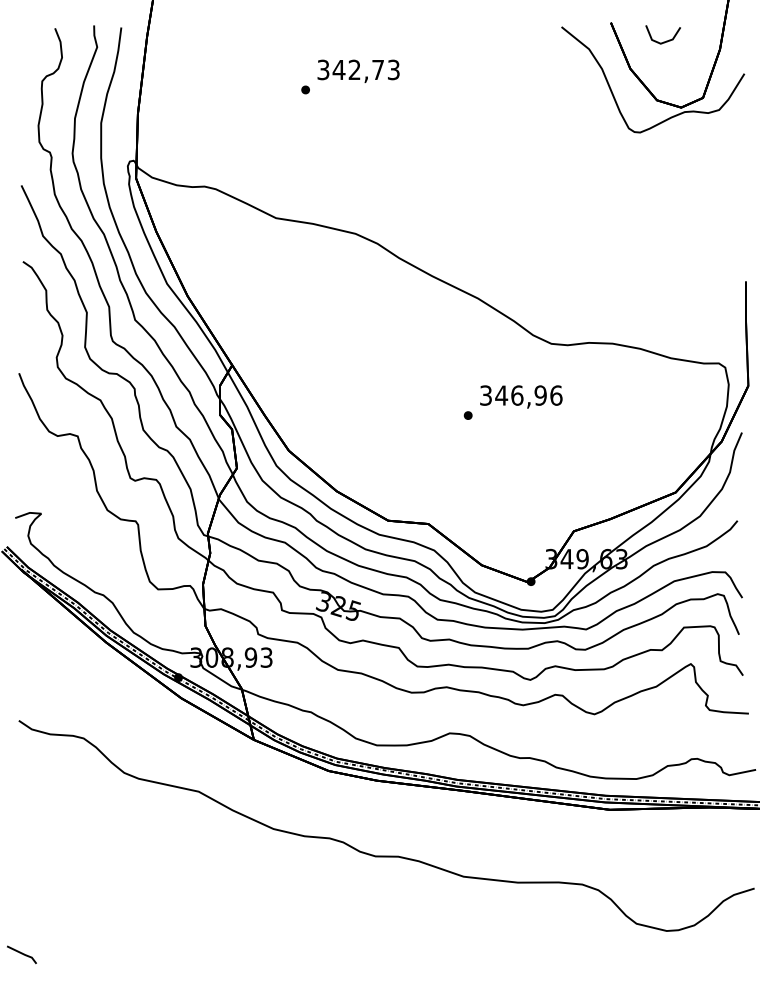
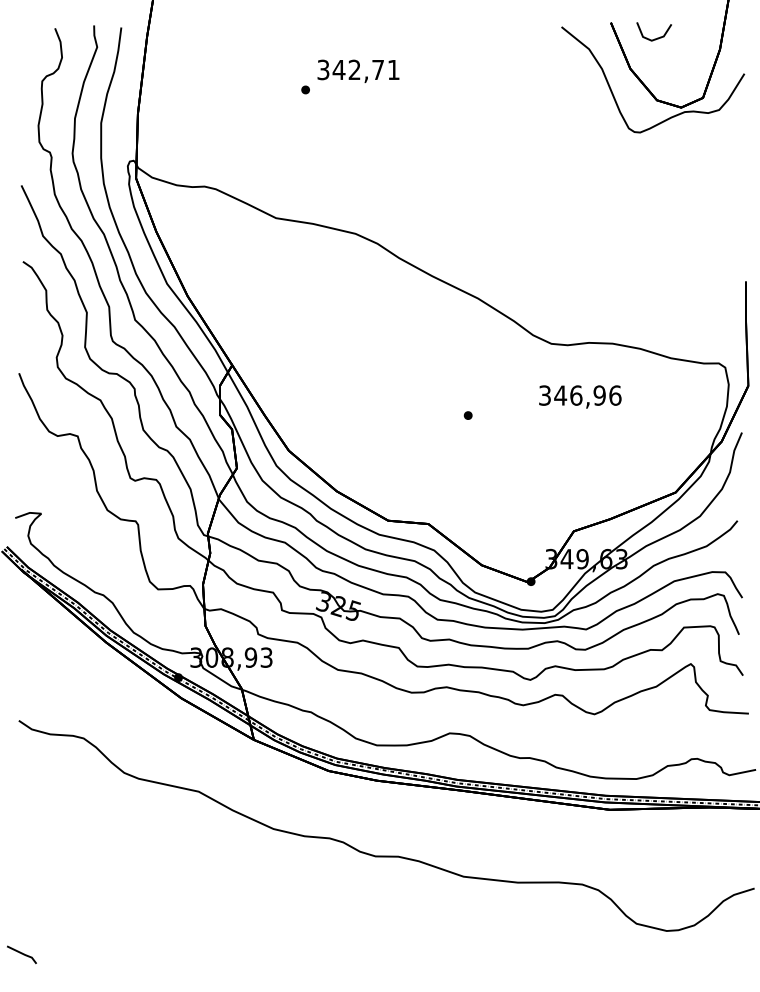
line position: (663, 41) -> (654, 38) (654, 38)
text: 342,73 -> 342,71 (393, 69)
text position: (521, 396) -> (580, 396) (580, 396)
